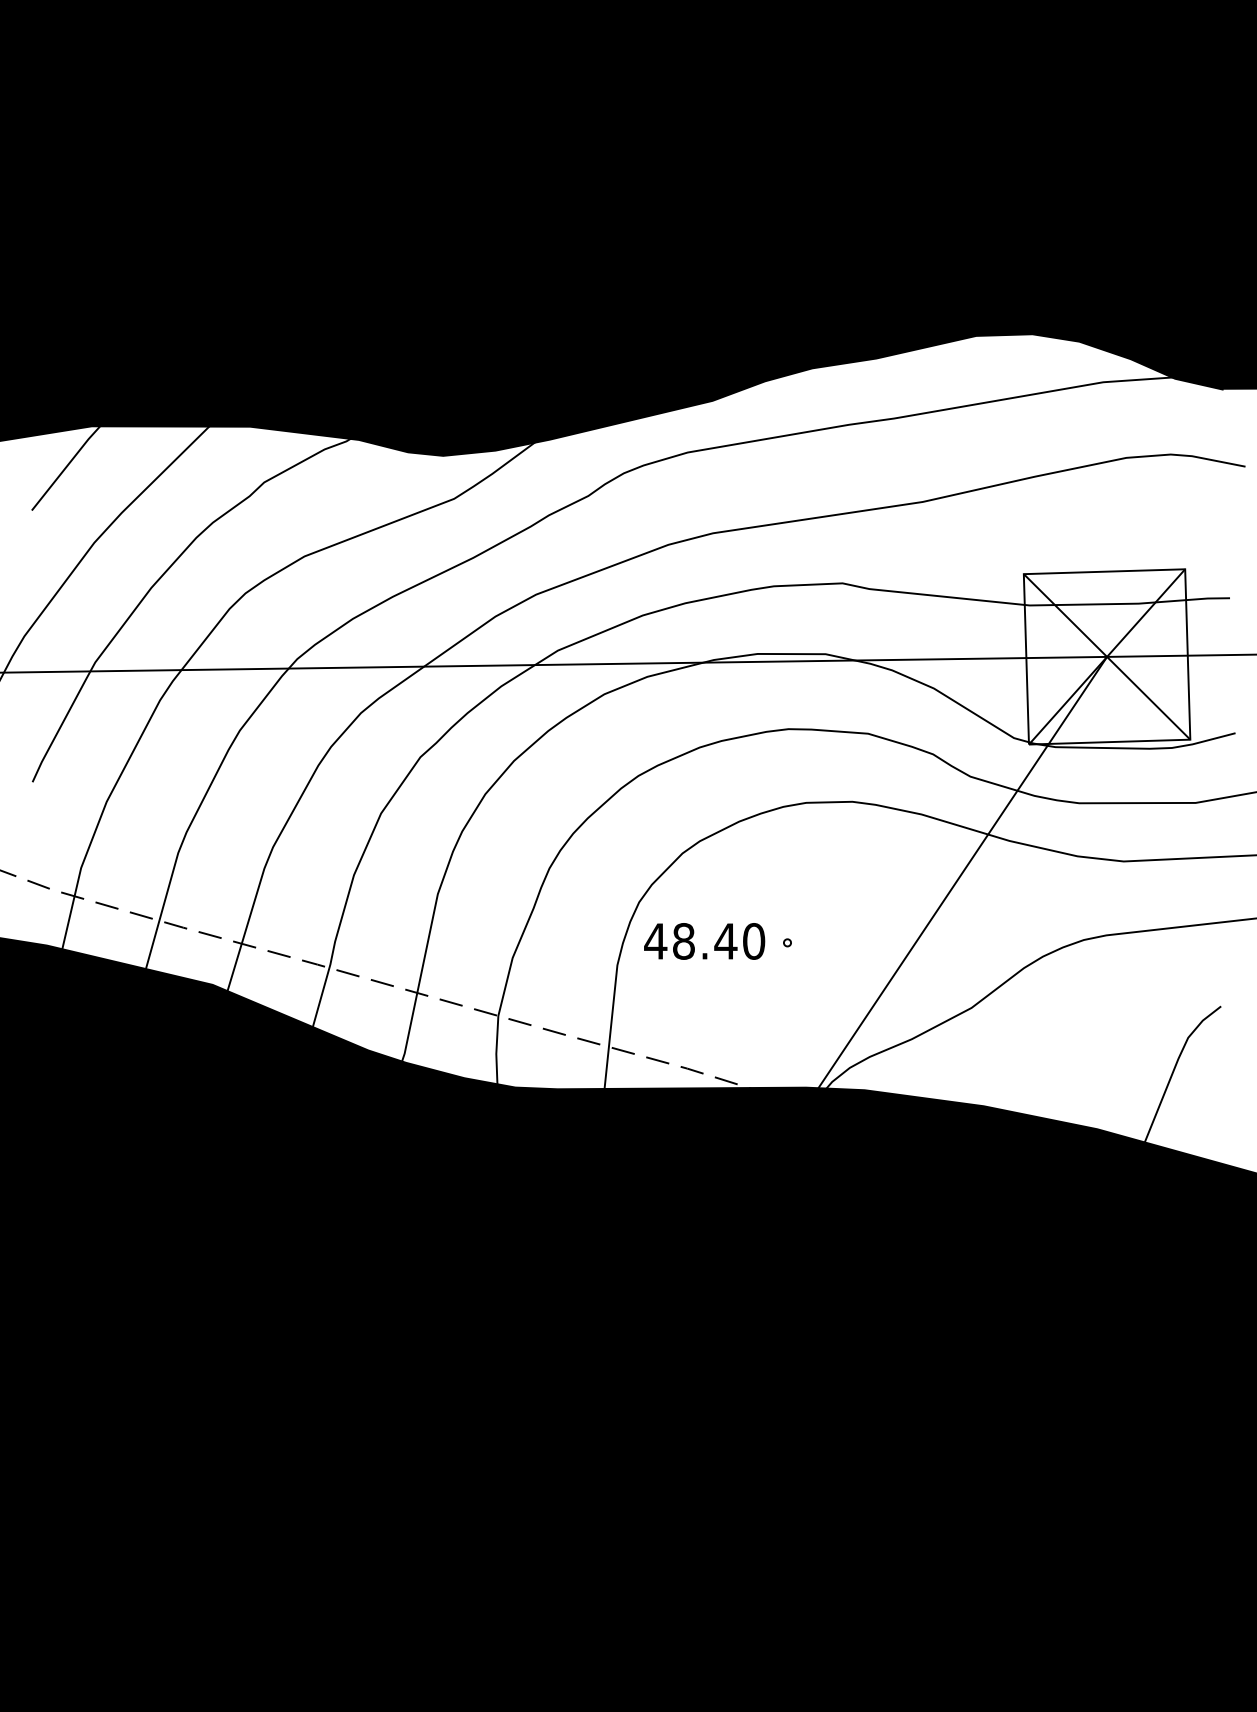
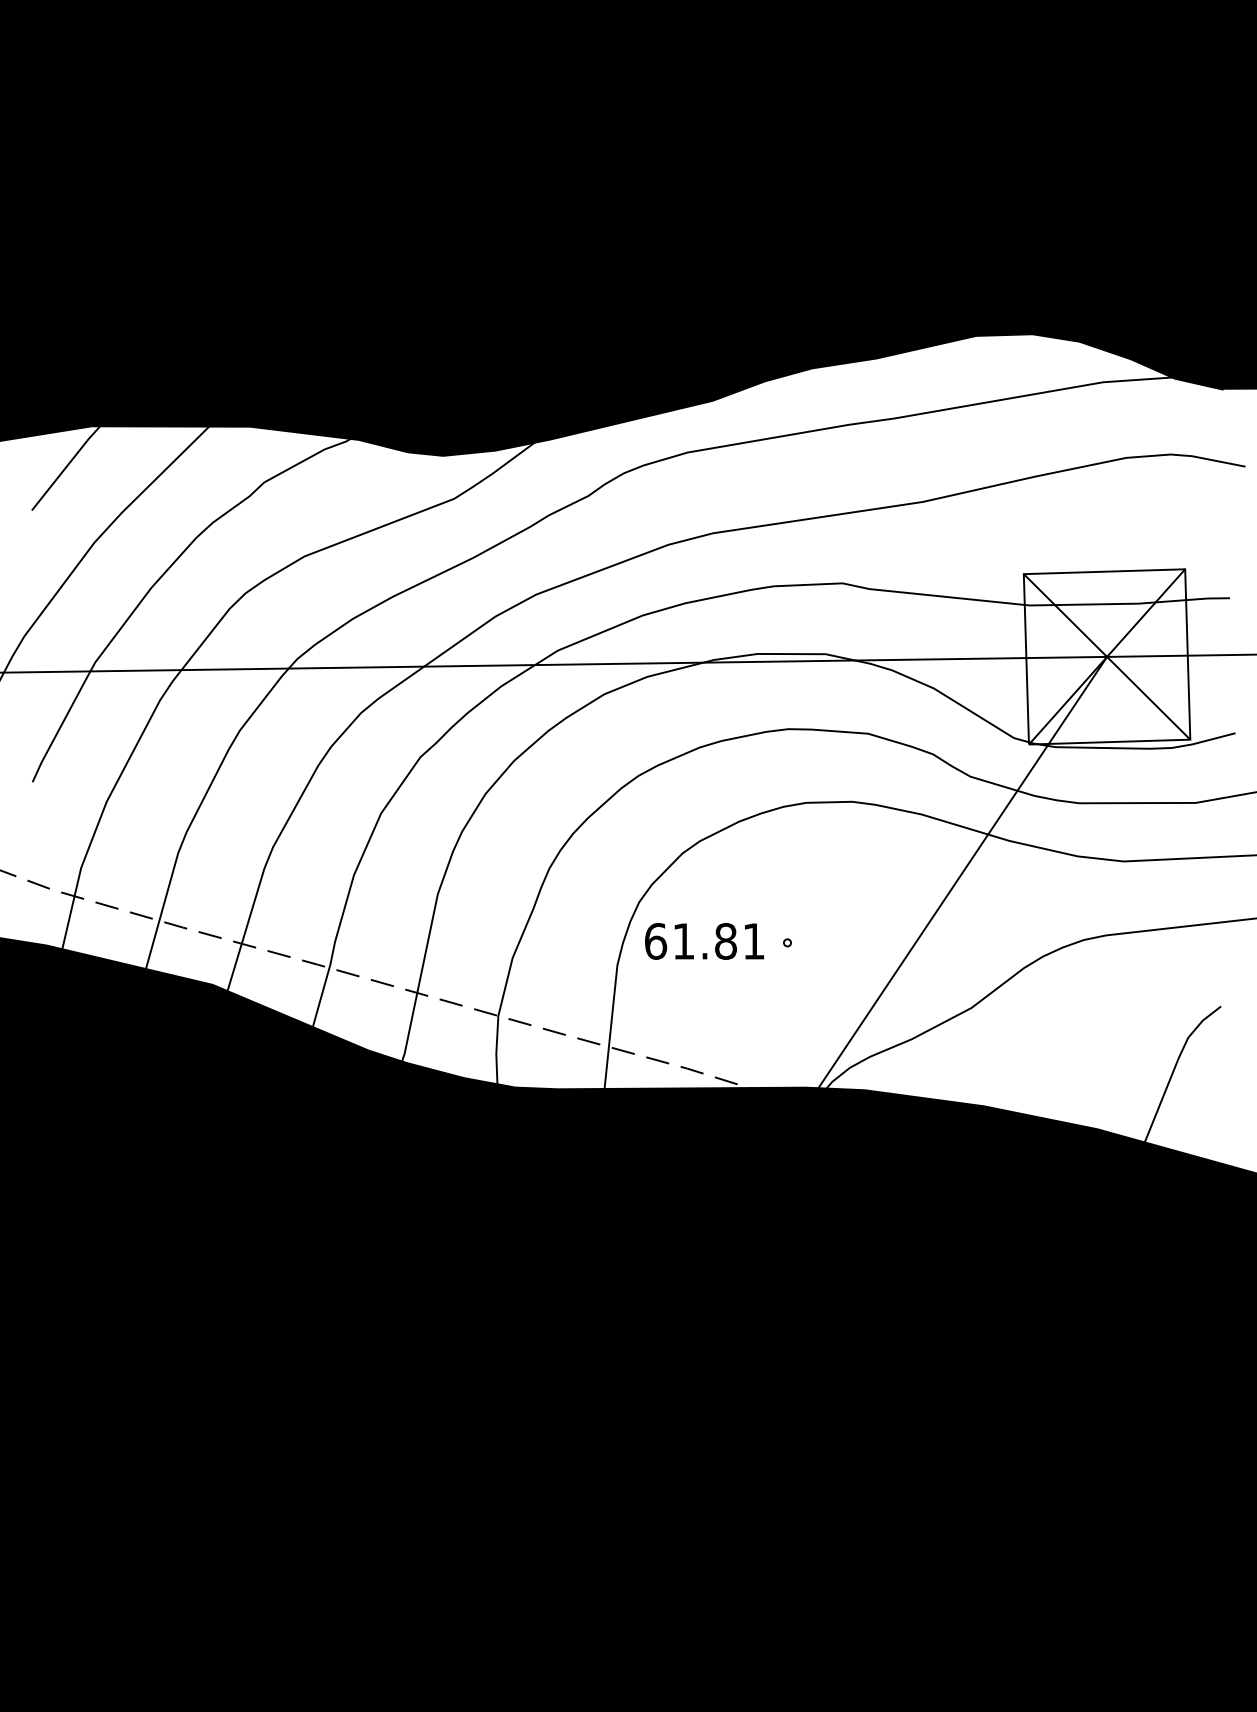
text: 48.40 -> 61.81 (704, 941)
